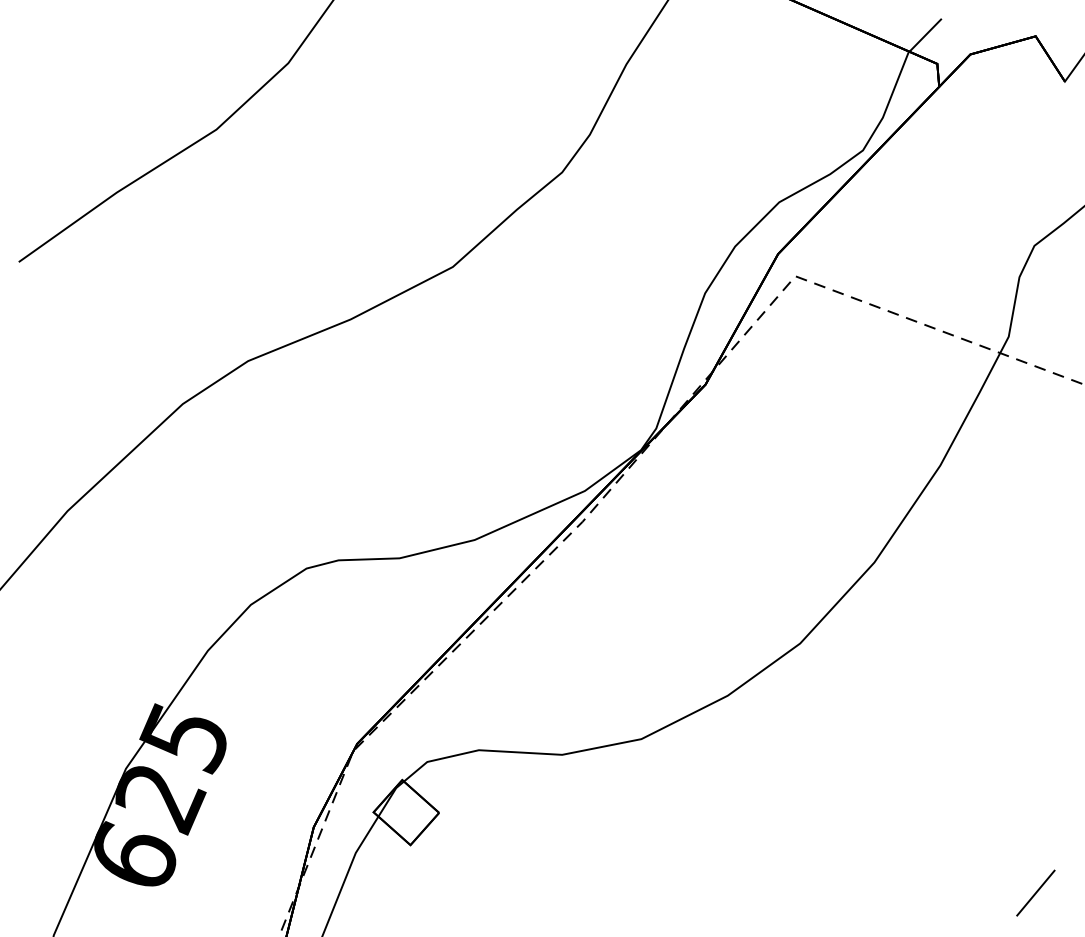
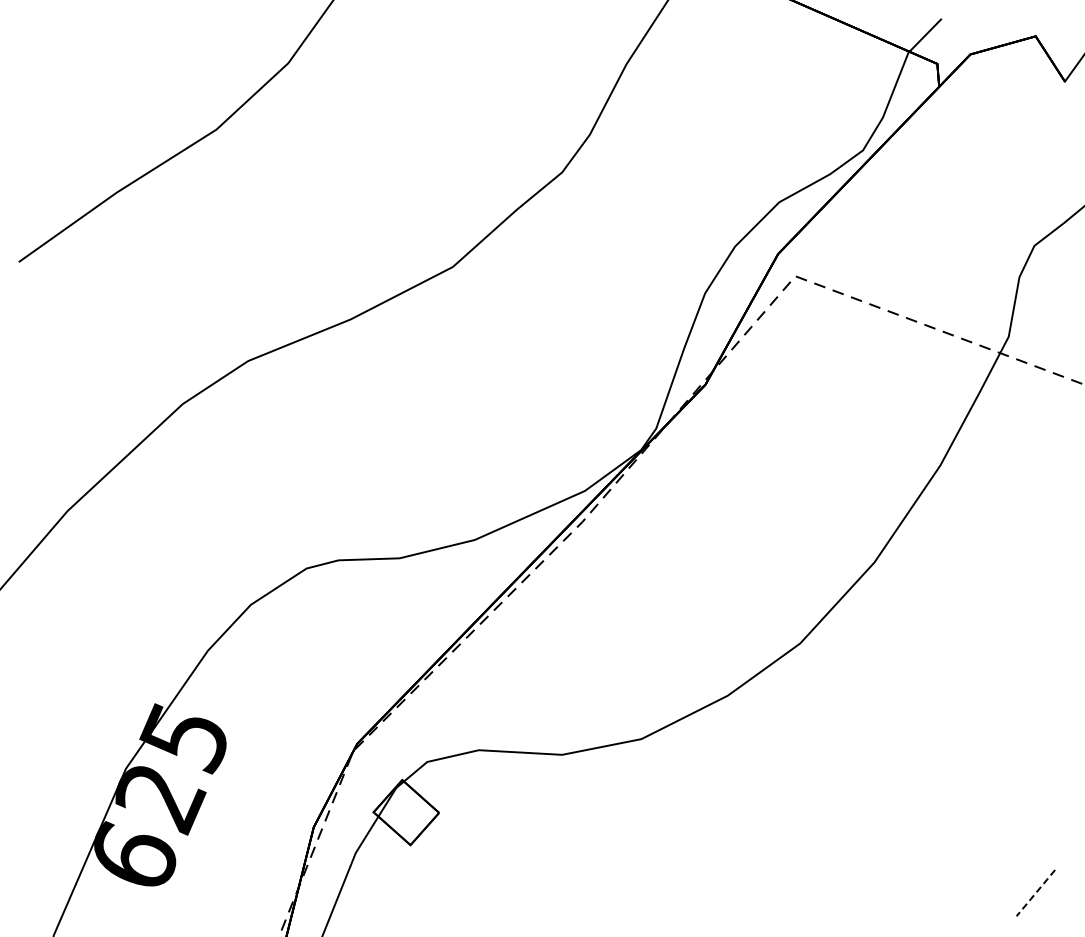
line: solid -> dashed (1035, 893)
